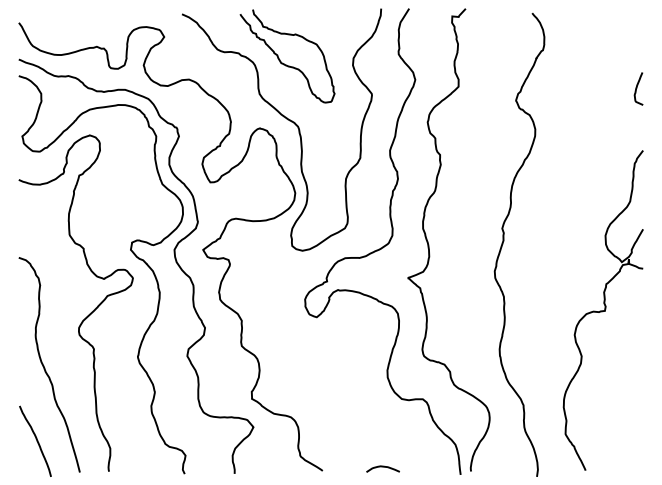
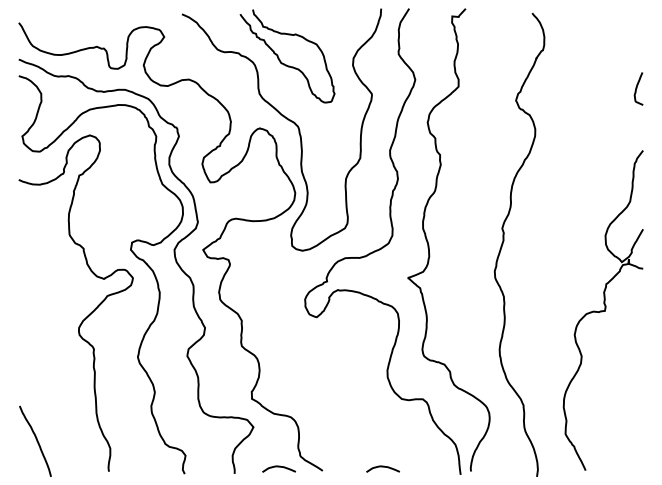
curve: present -> none (44, 365)
curve: none -> present (278, 467)
